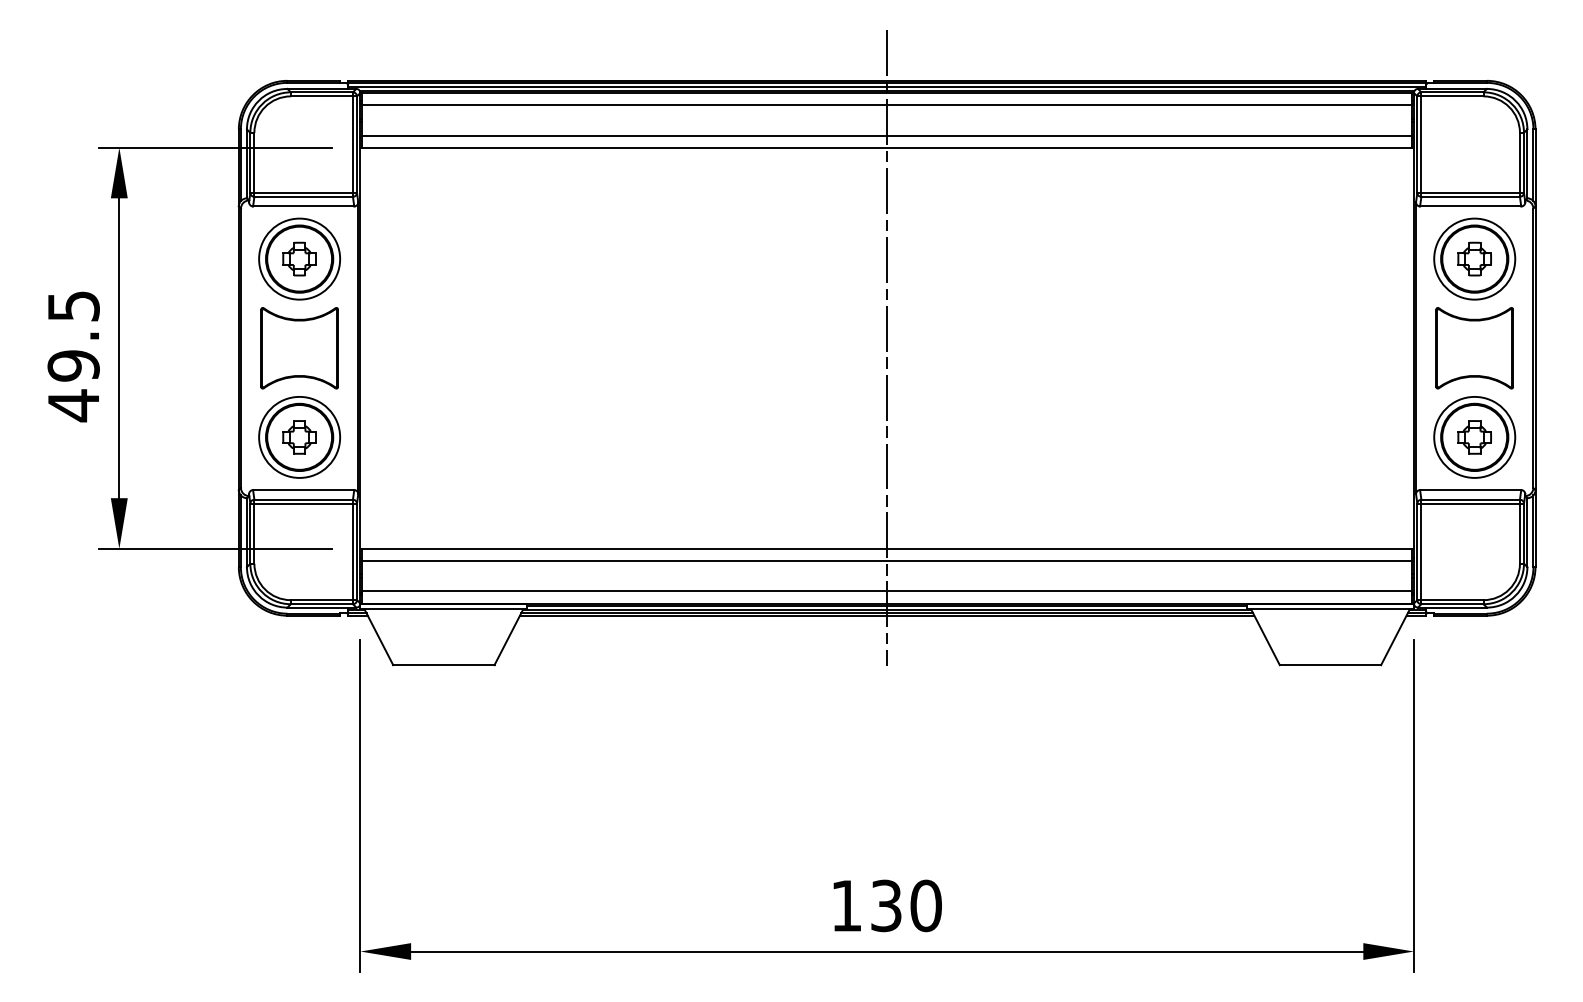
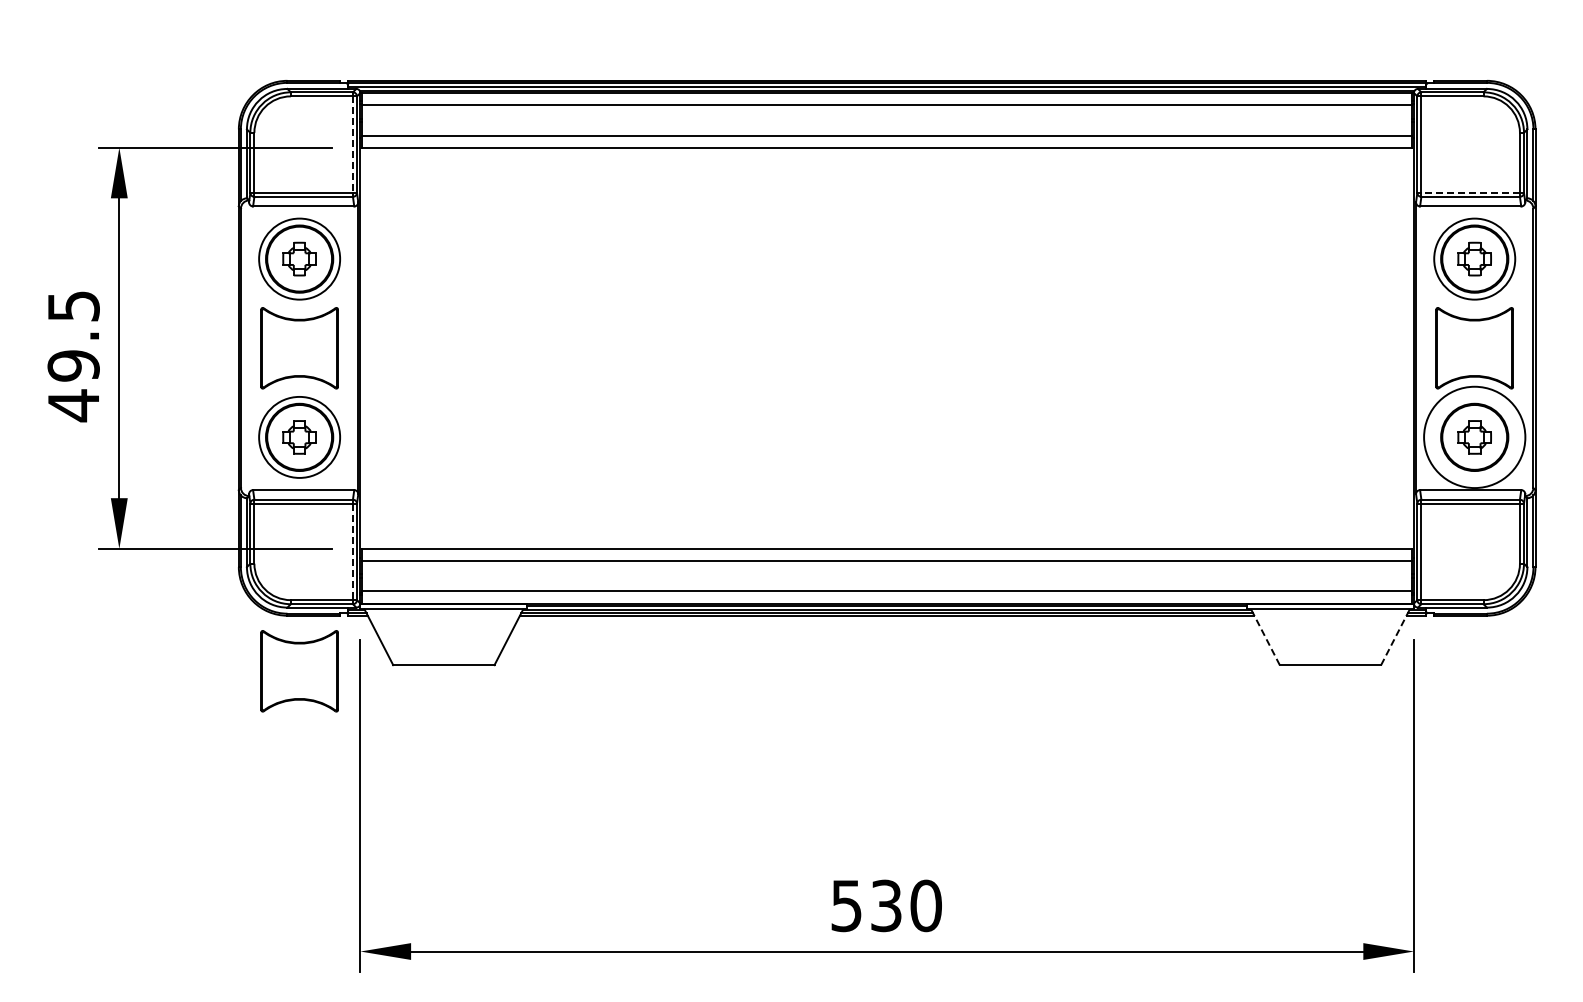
line: solid -> dashed (352, 145)
line: solid -> dashed (1470, 192)
line: present -> none (887, 348)
circle diameter: 81 px -> 101 px (1474, 437)
line: solid -> dashed (352, 552)
line: solid -> dashed (1265, 636)
line: solid -> dashed (1395, 636)
part: none -> present (299, 671)
text: 130 -> 530 (846, 906)
